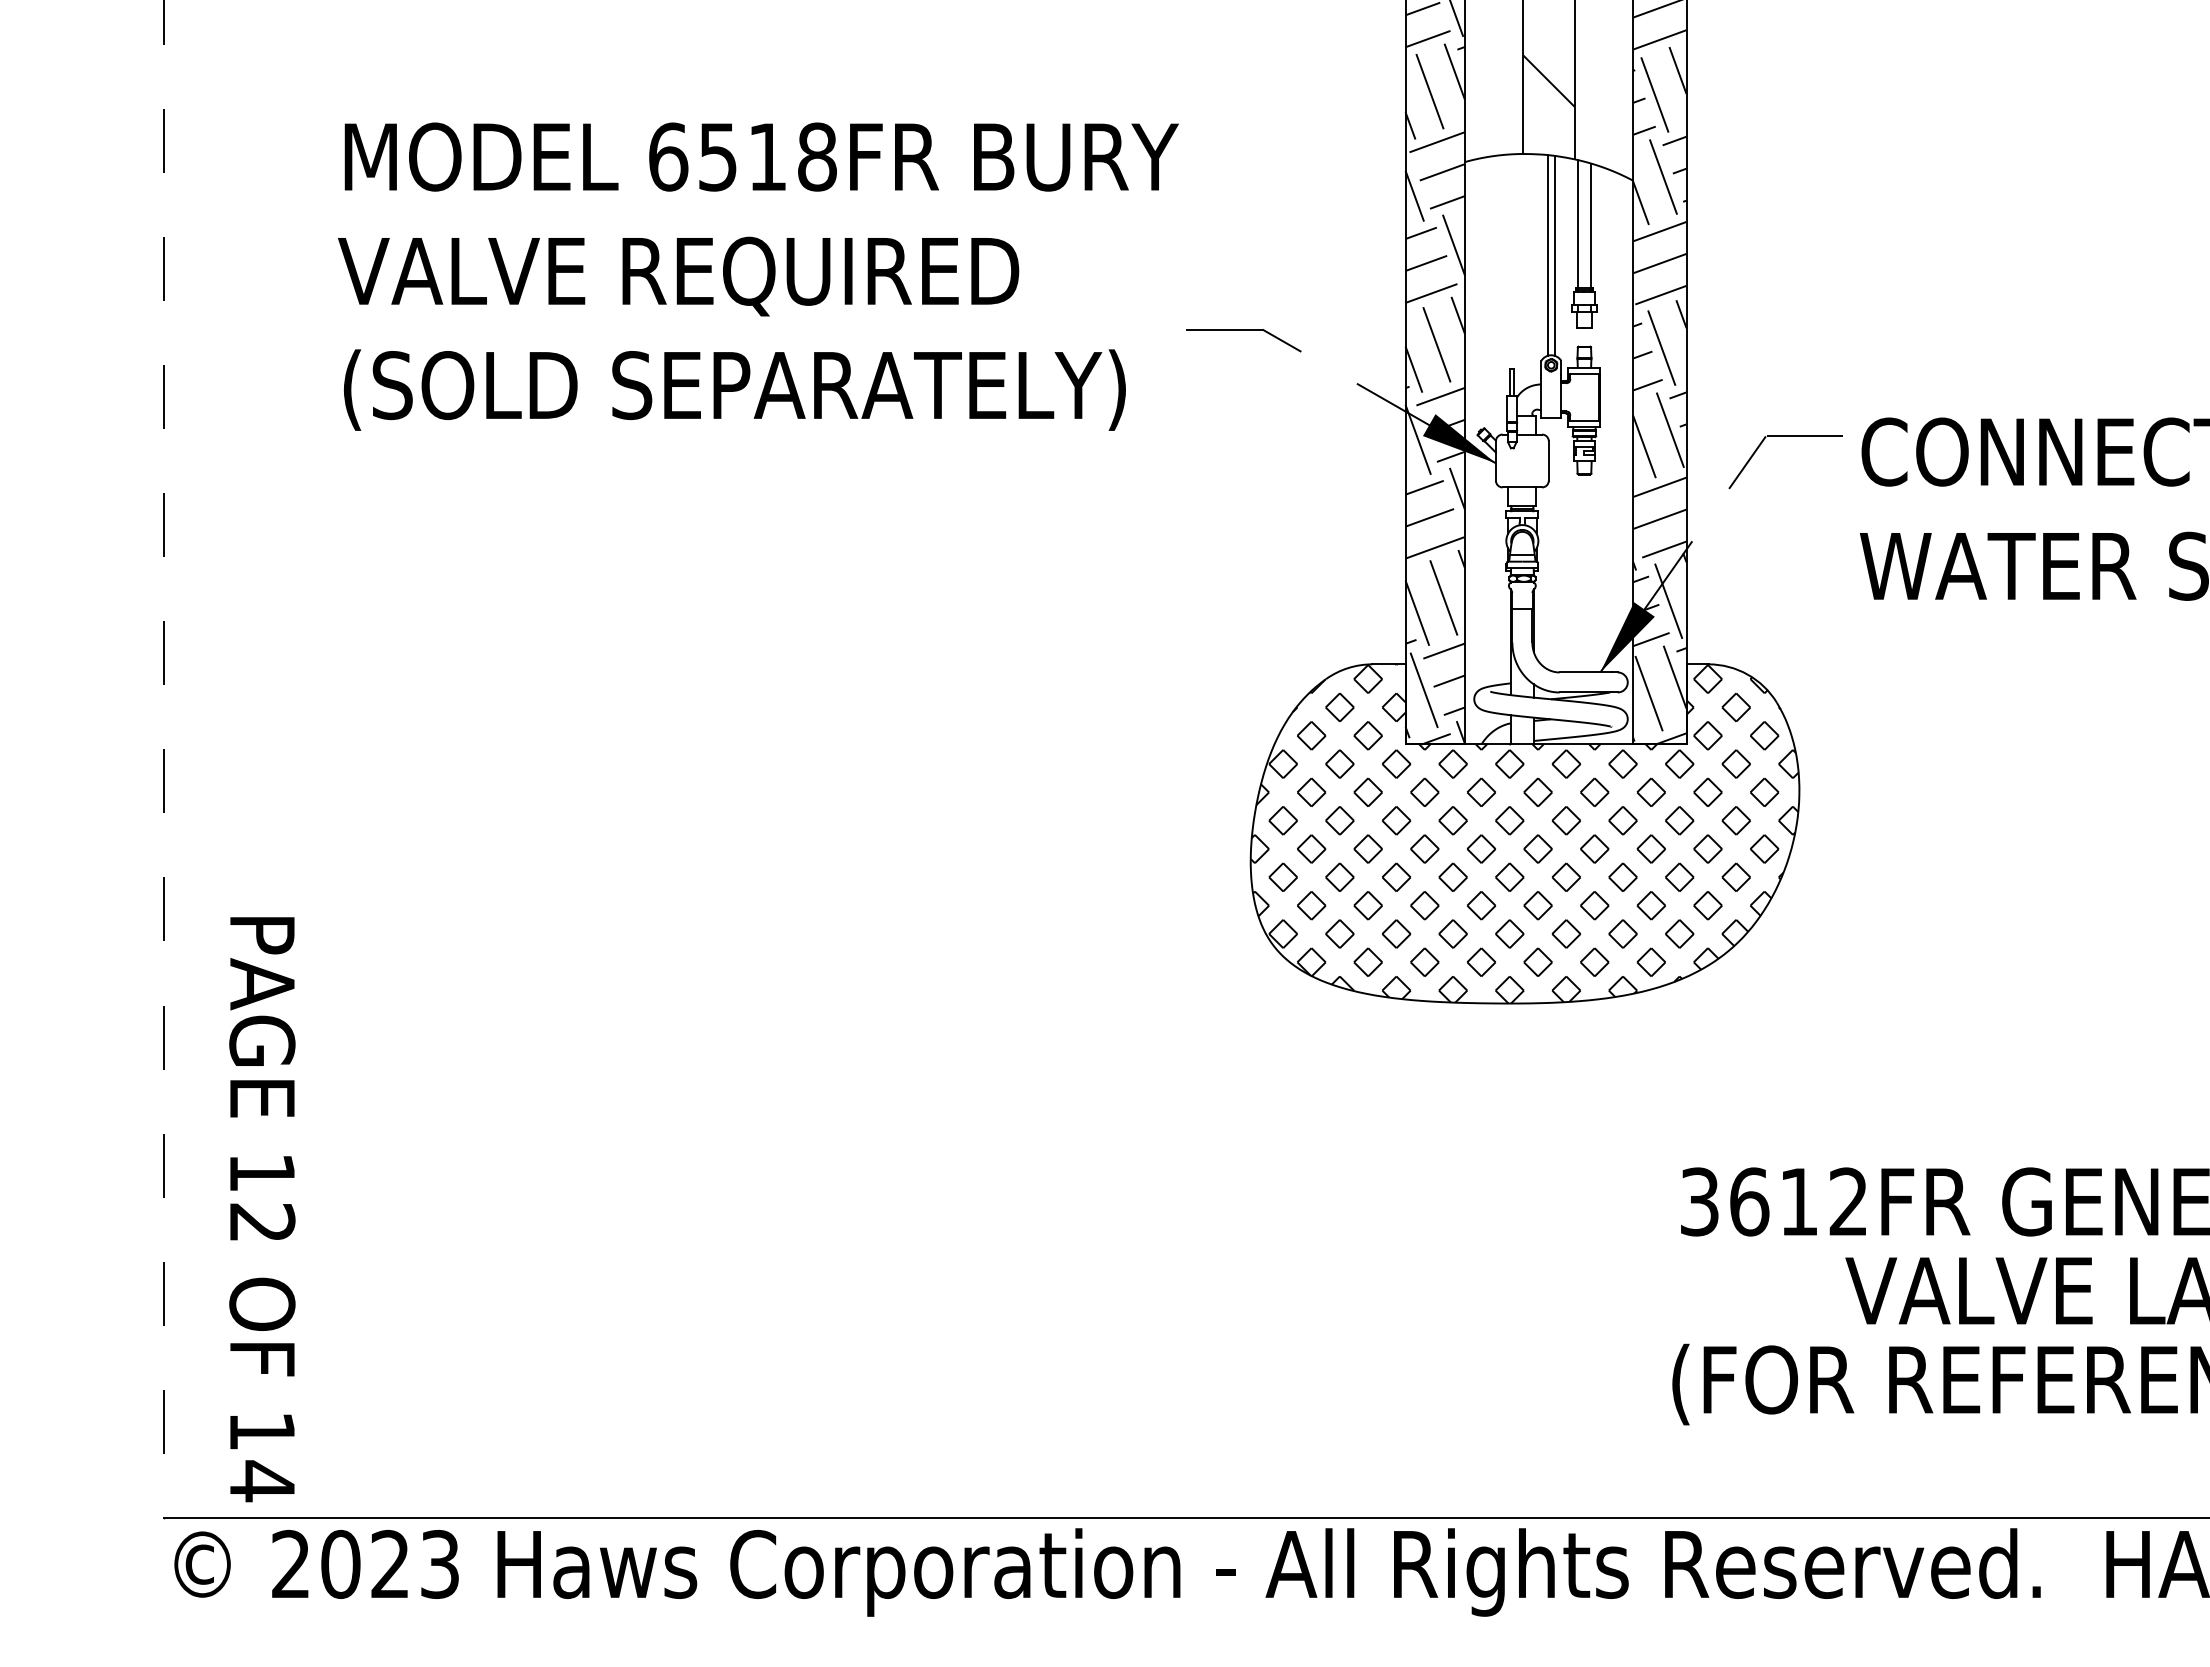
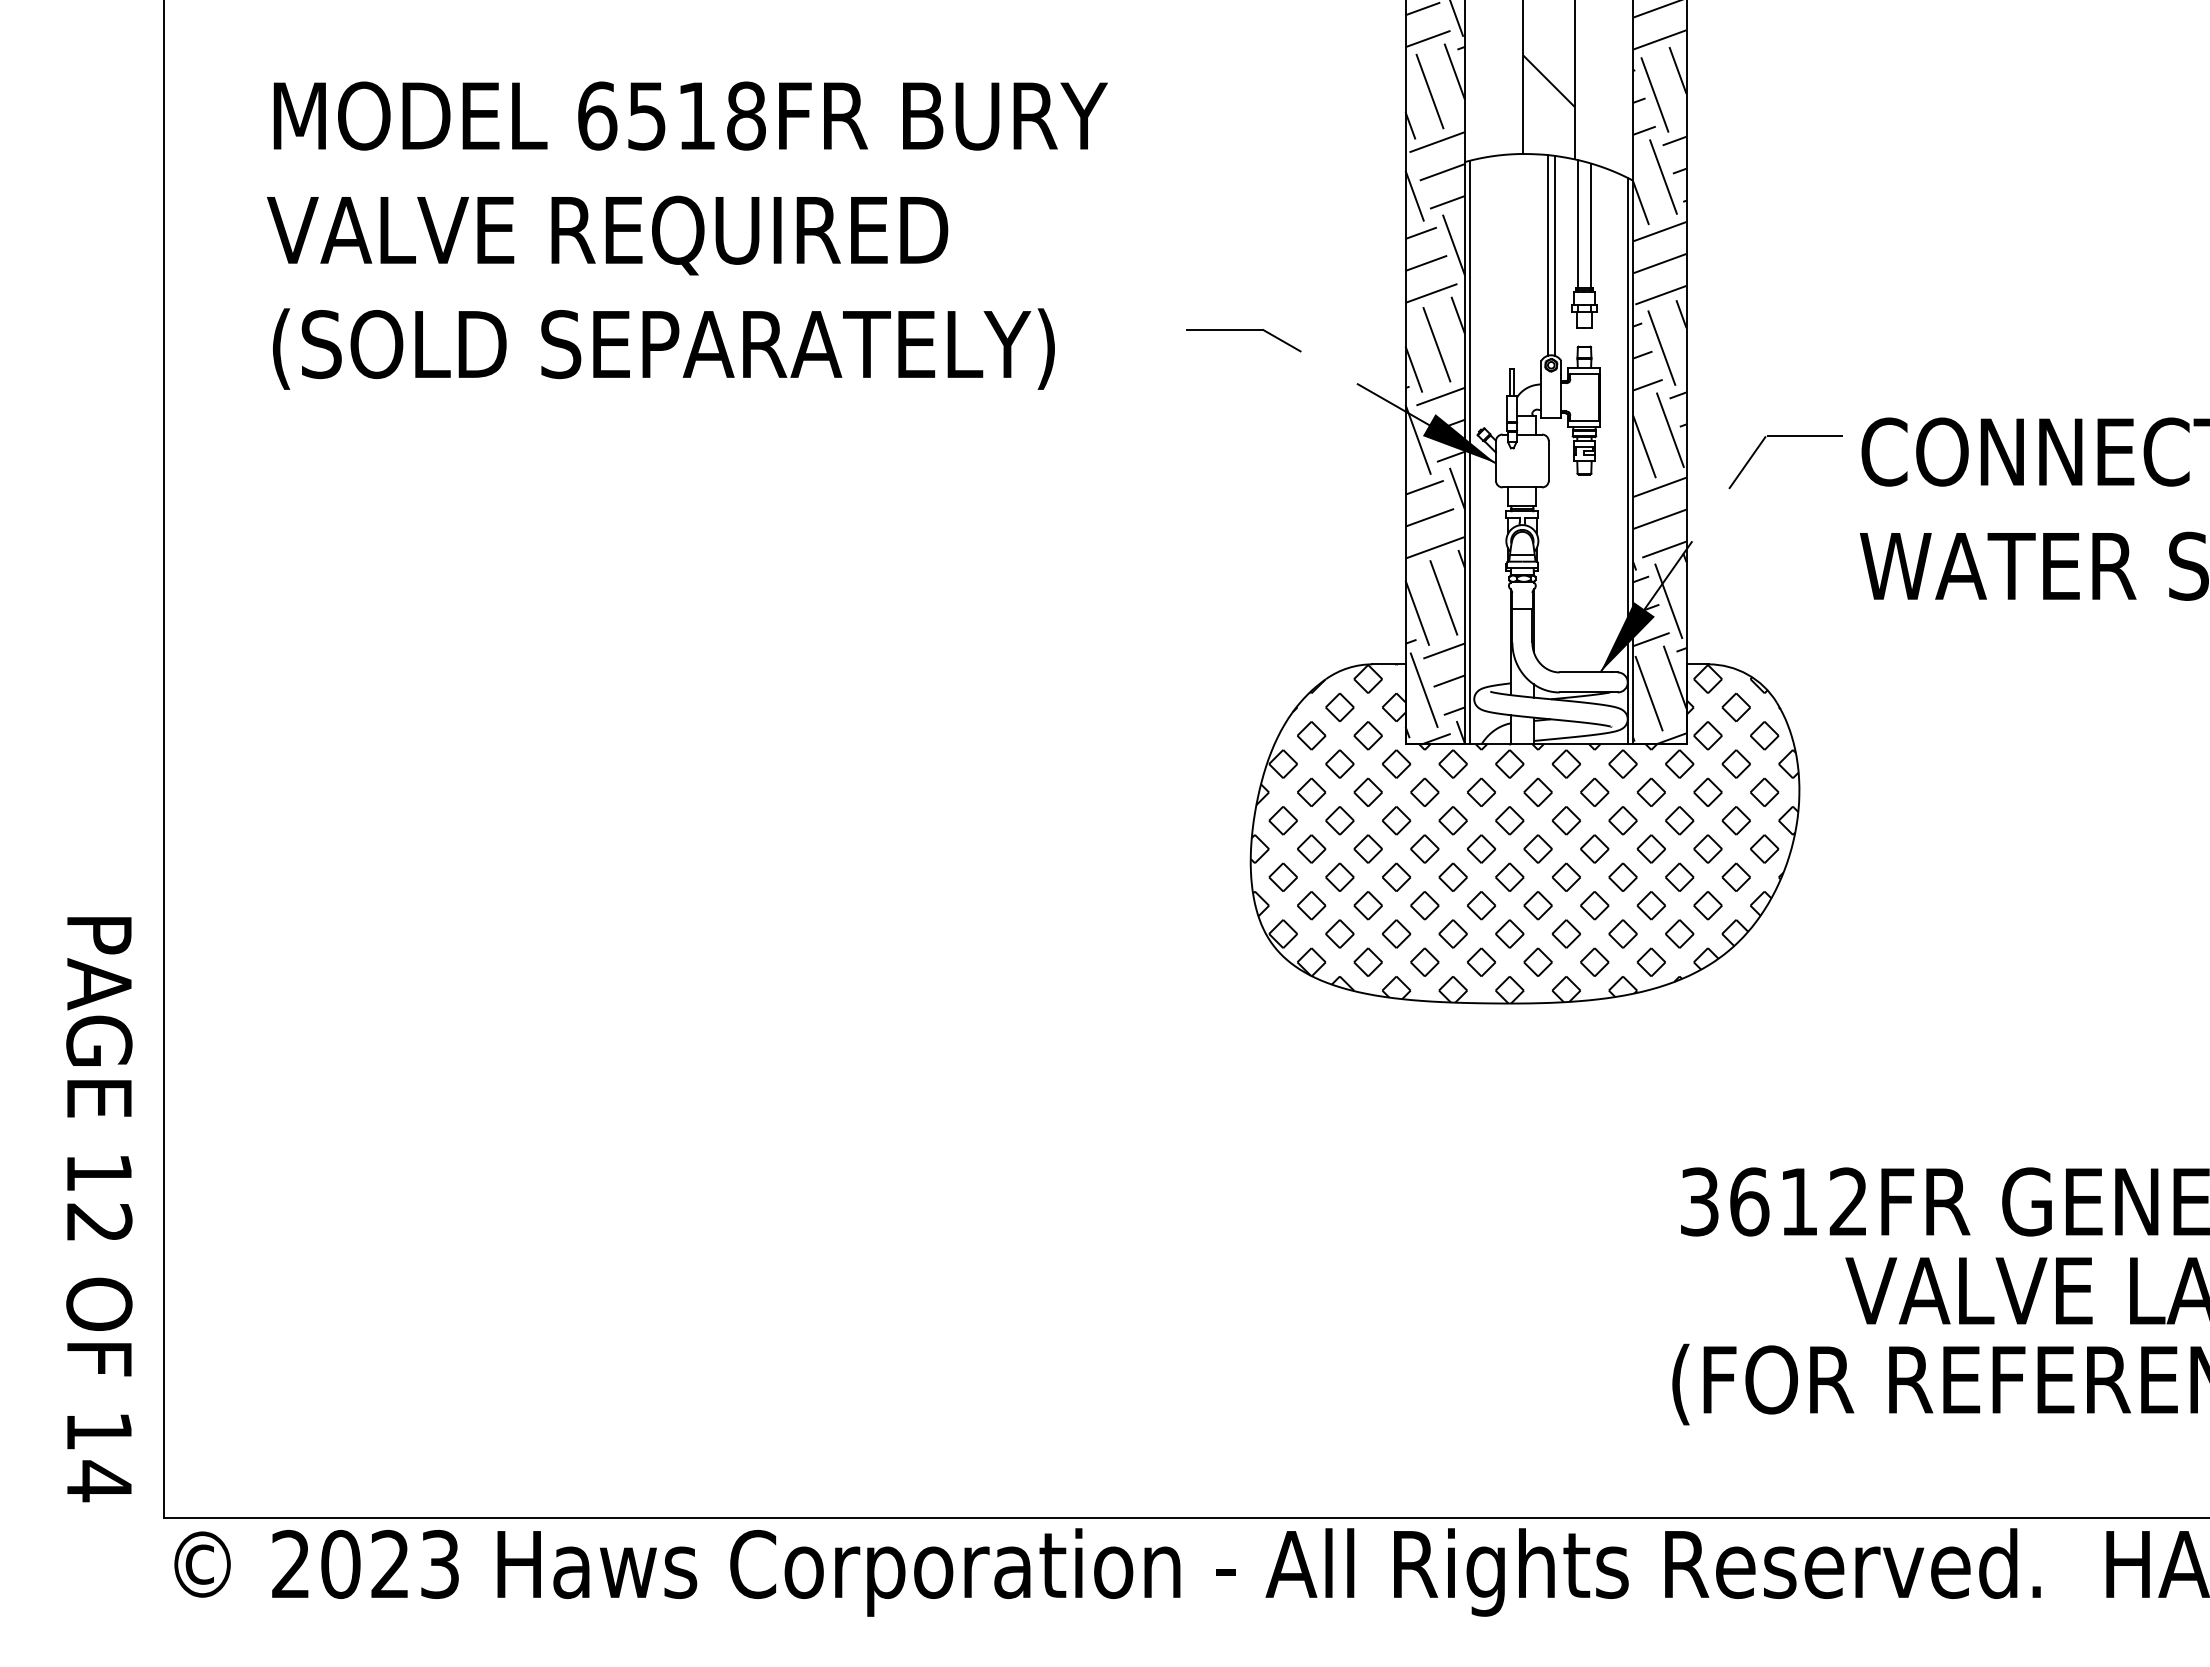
text position: (758, 276) -> (687, 235) (687, 235)
line: none -> present (1469, 452)
line: none -> present (1628, 461)
line: dashed -> solid (163, 759)
text position: (262, 1209) -> (99, 1209) (99, 1209)
